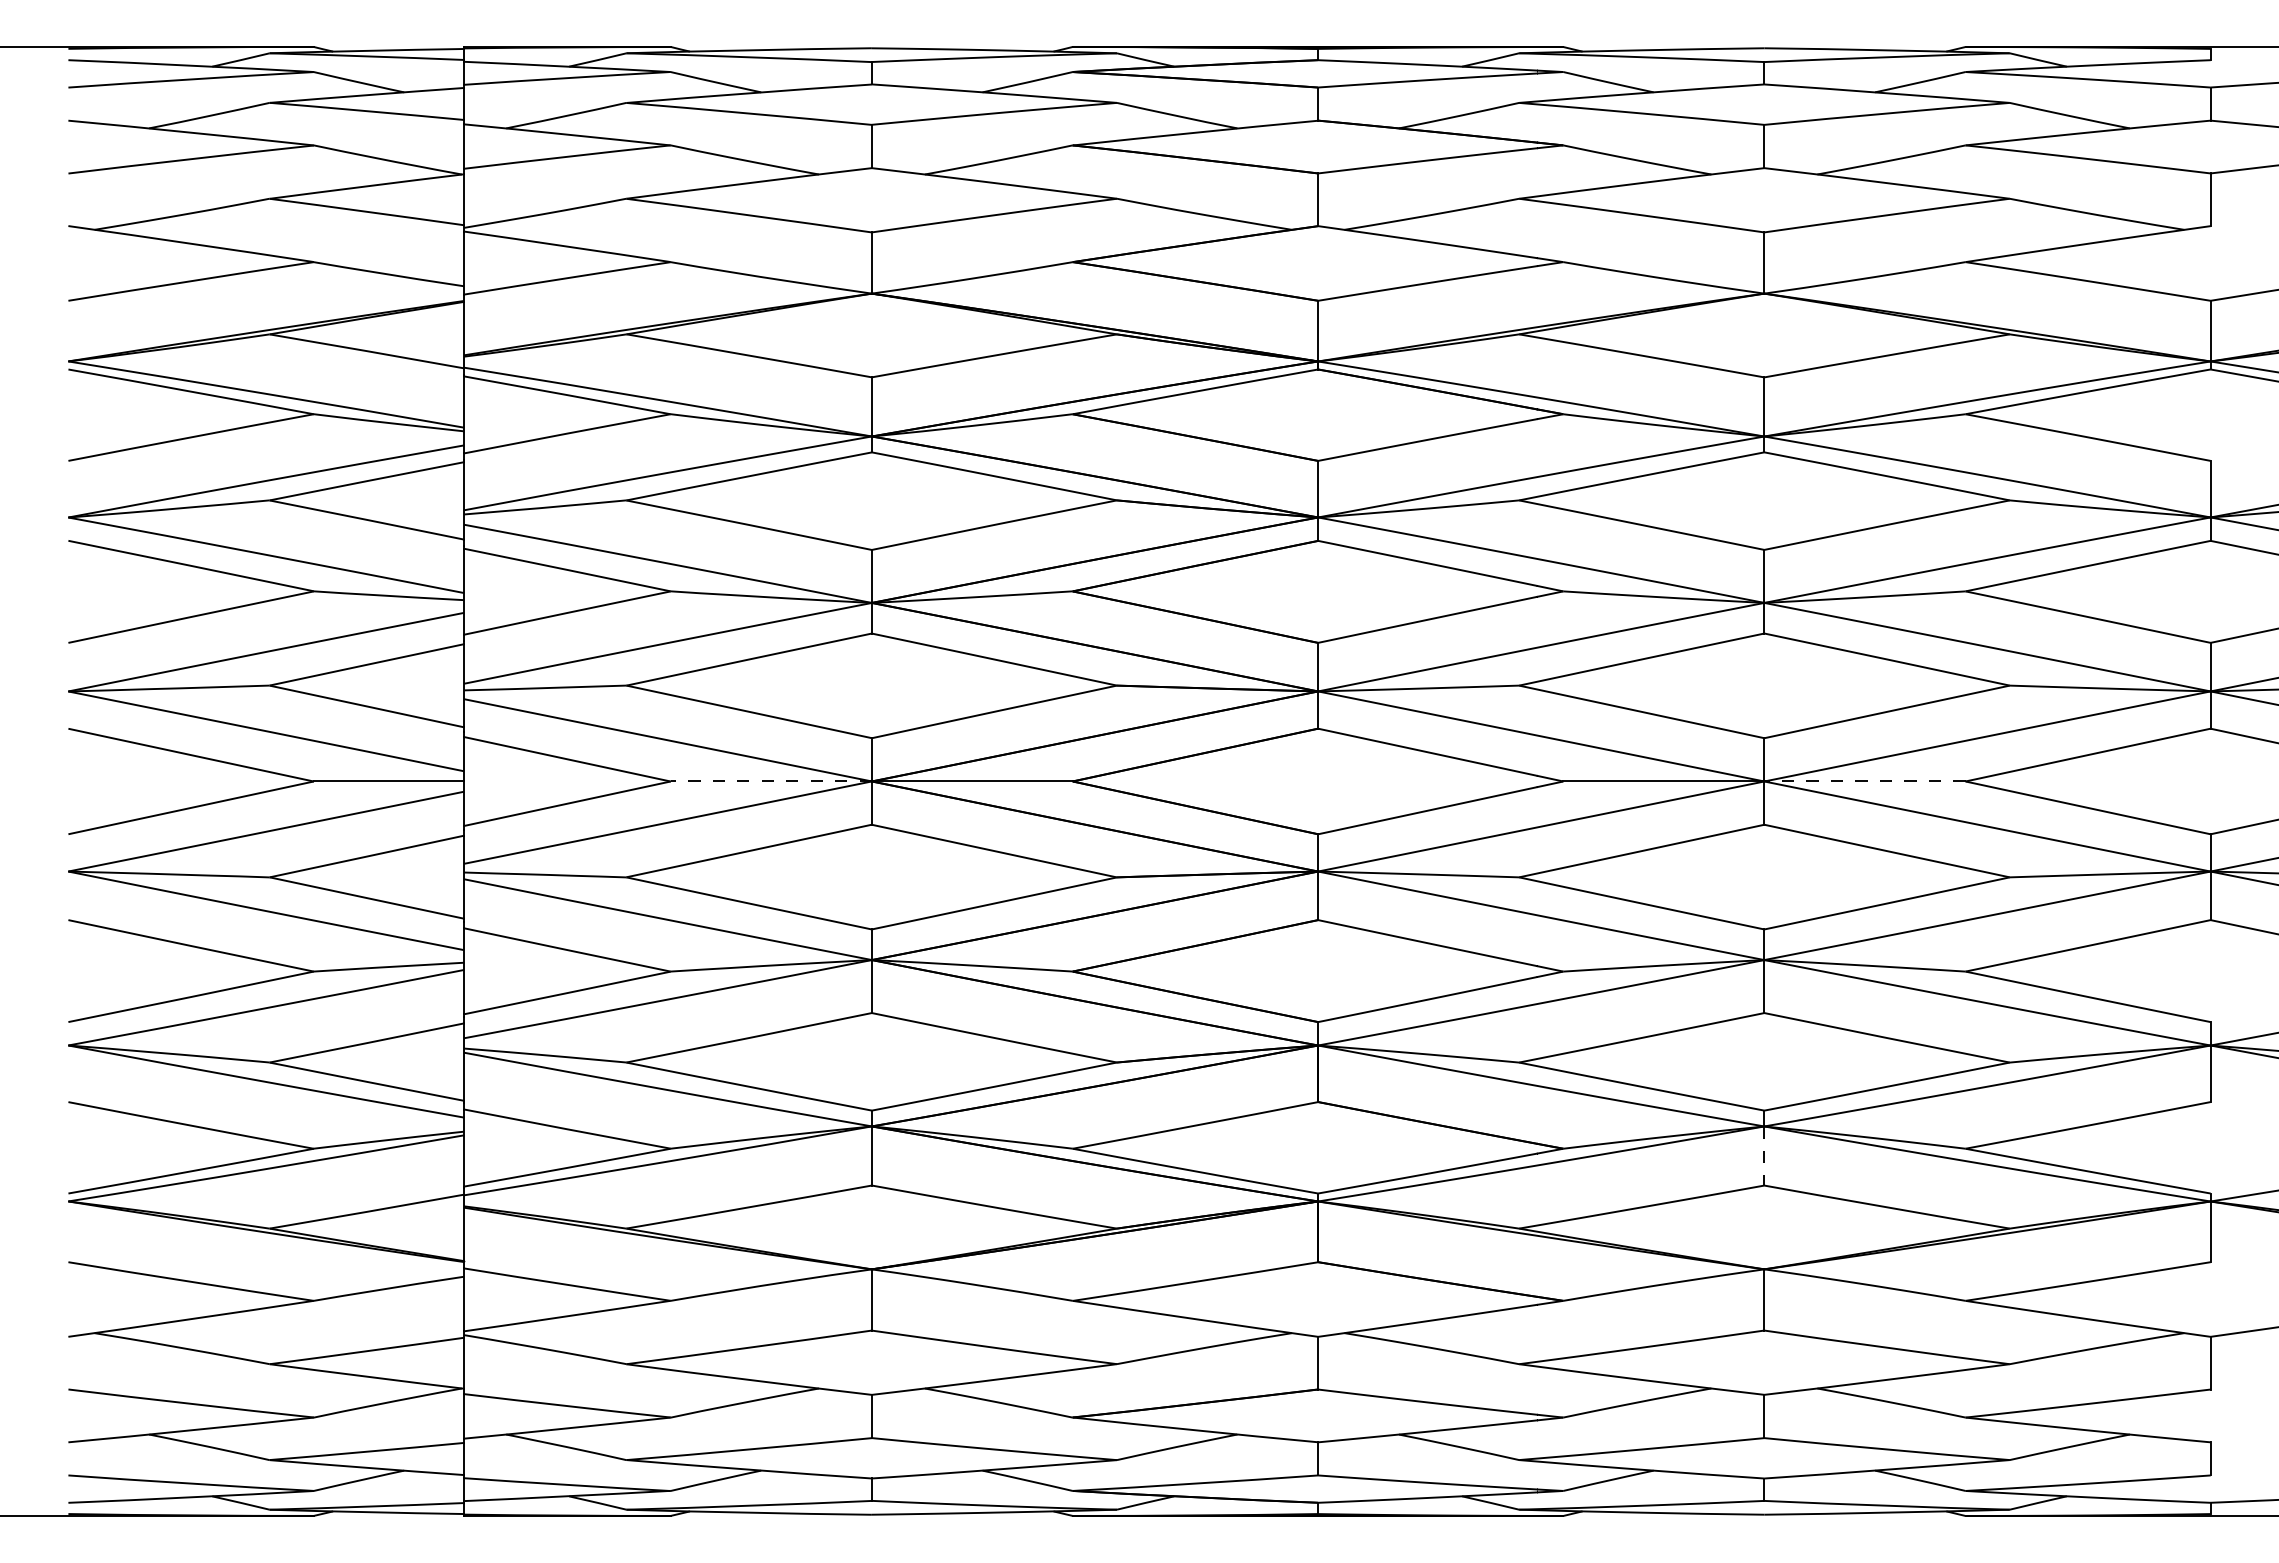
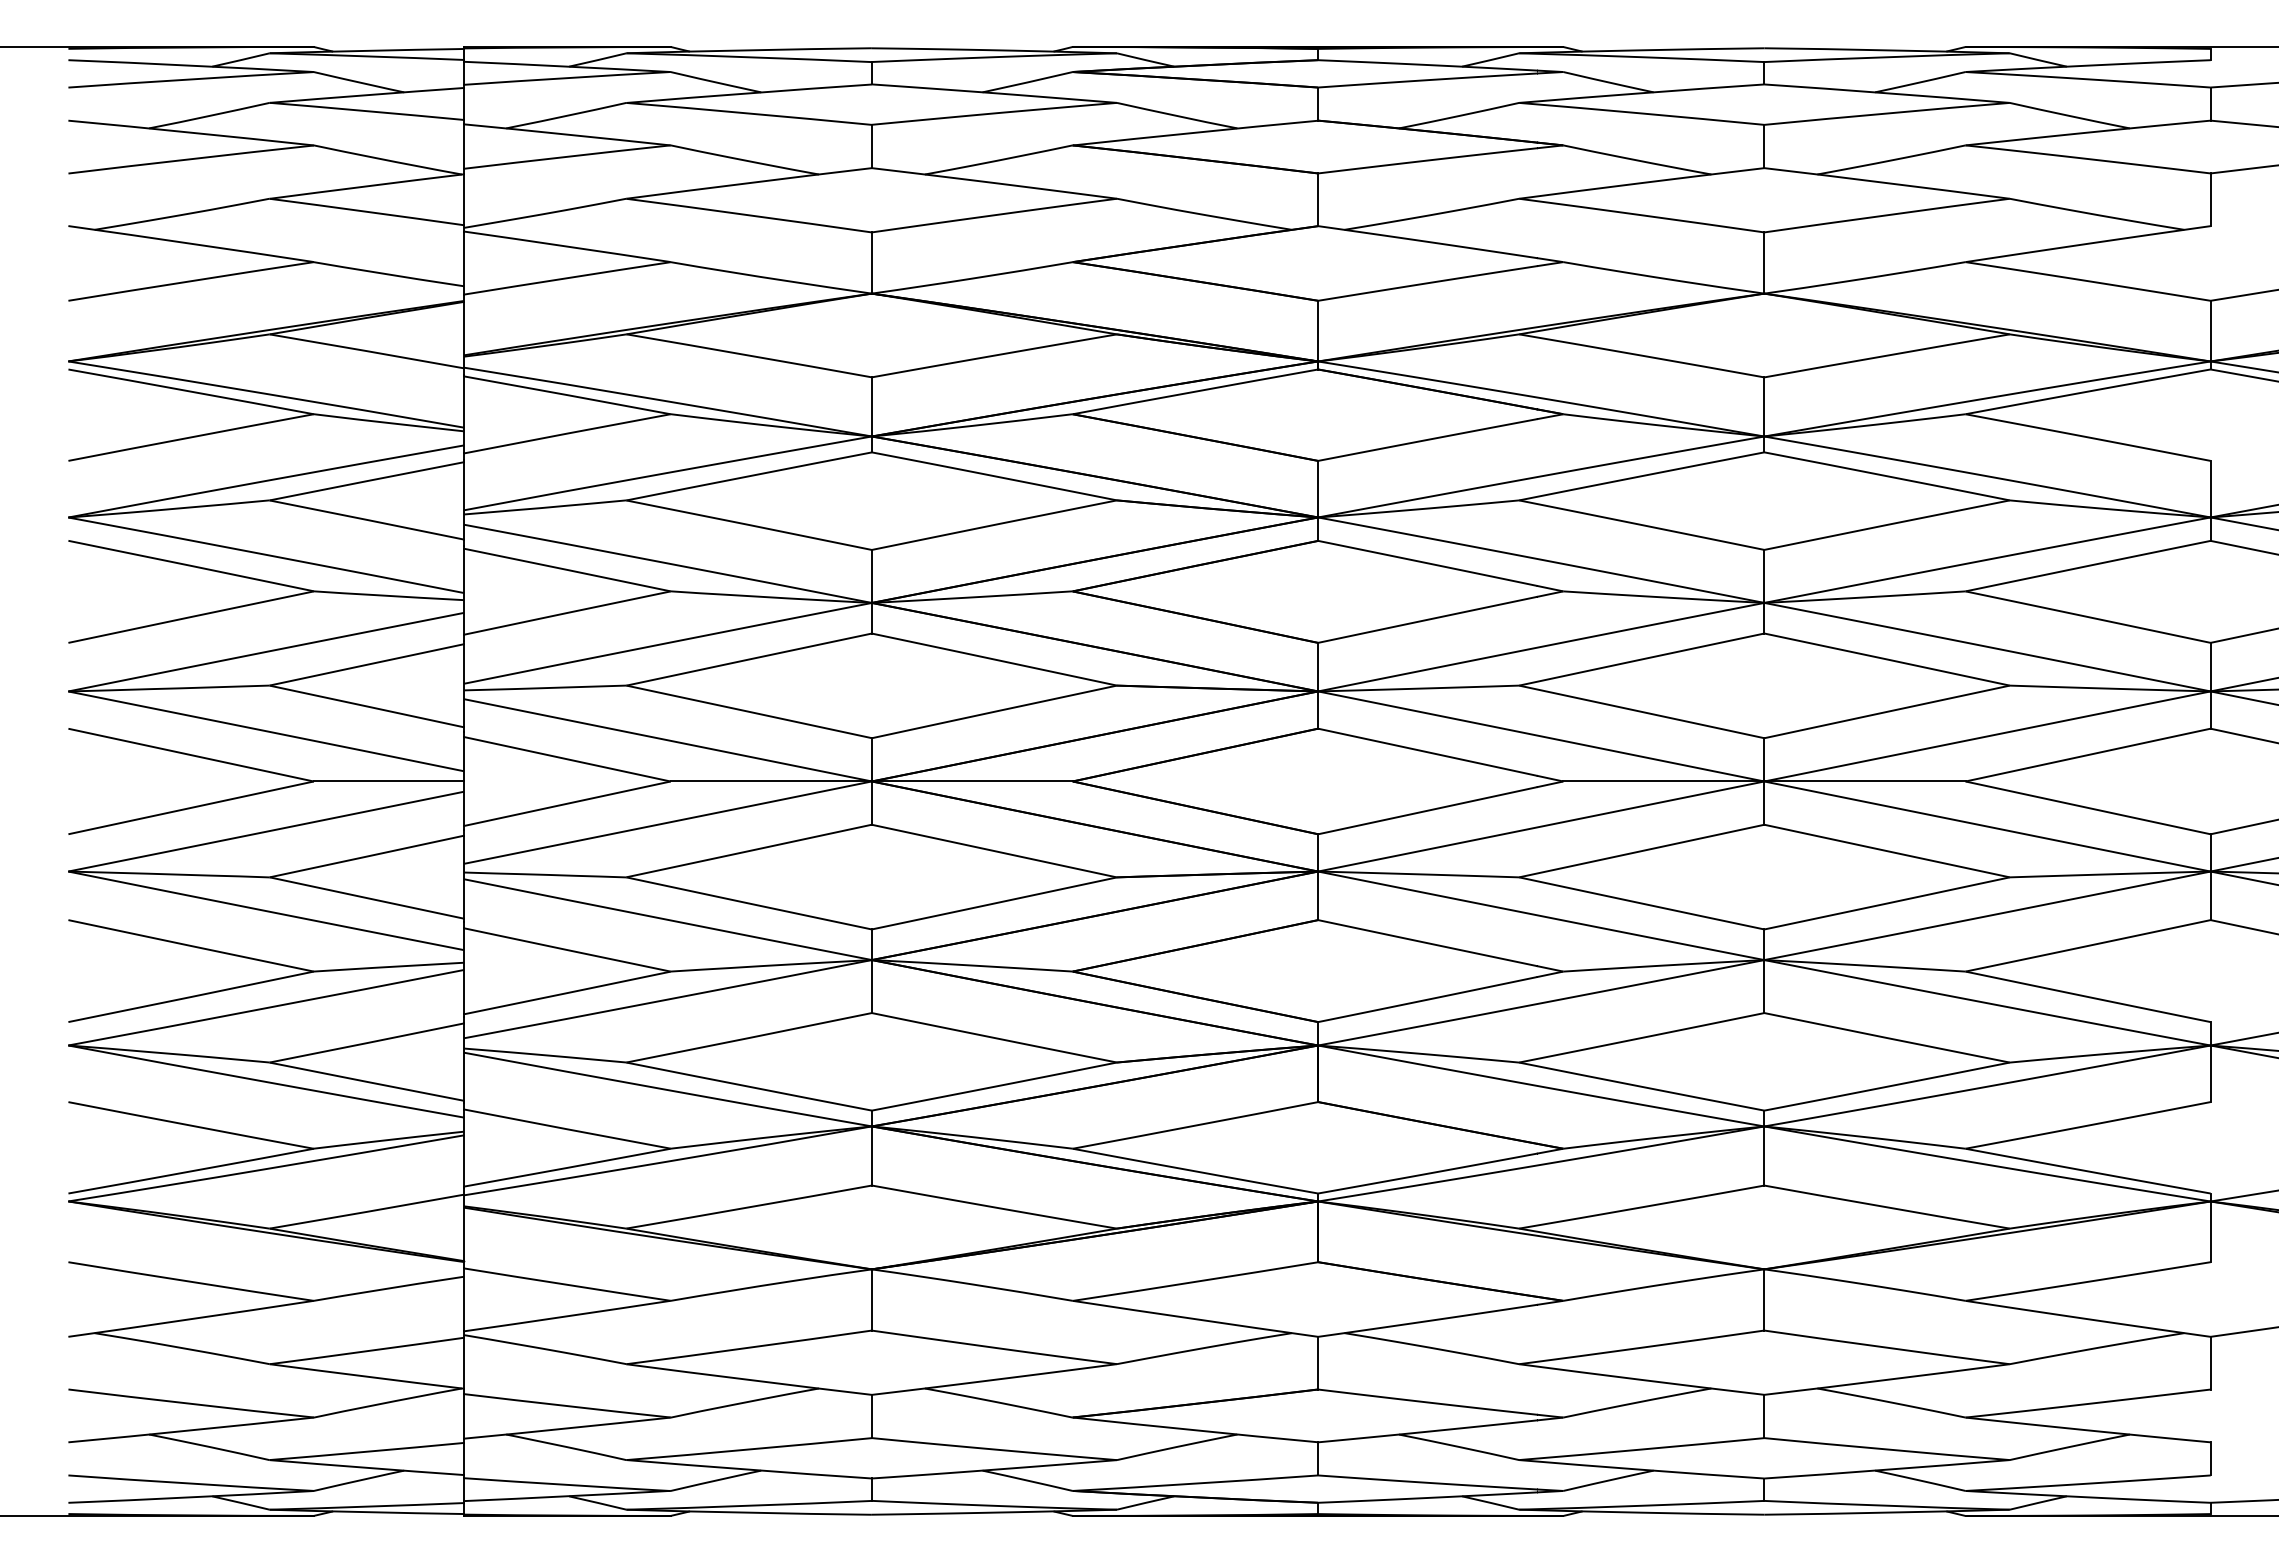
line: dashed -> solid (771, 781)
line: dashed -> solid (1864, 781)
line: dashed -> solid (1764, 1156)
